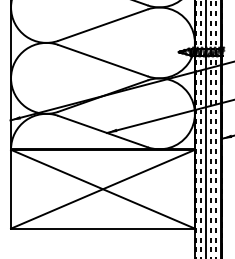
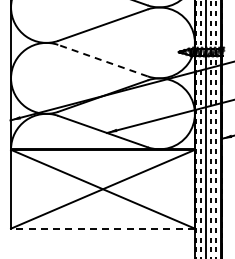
line: solid -> dashed (102, 60)
line: solid -> dashed (102, 228)
